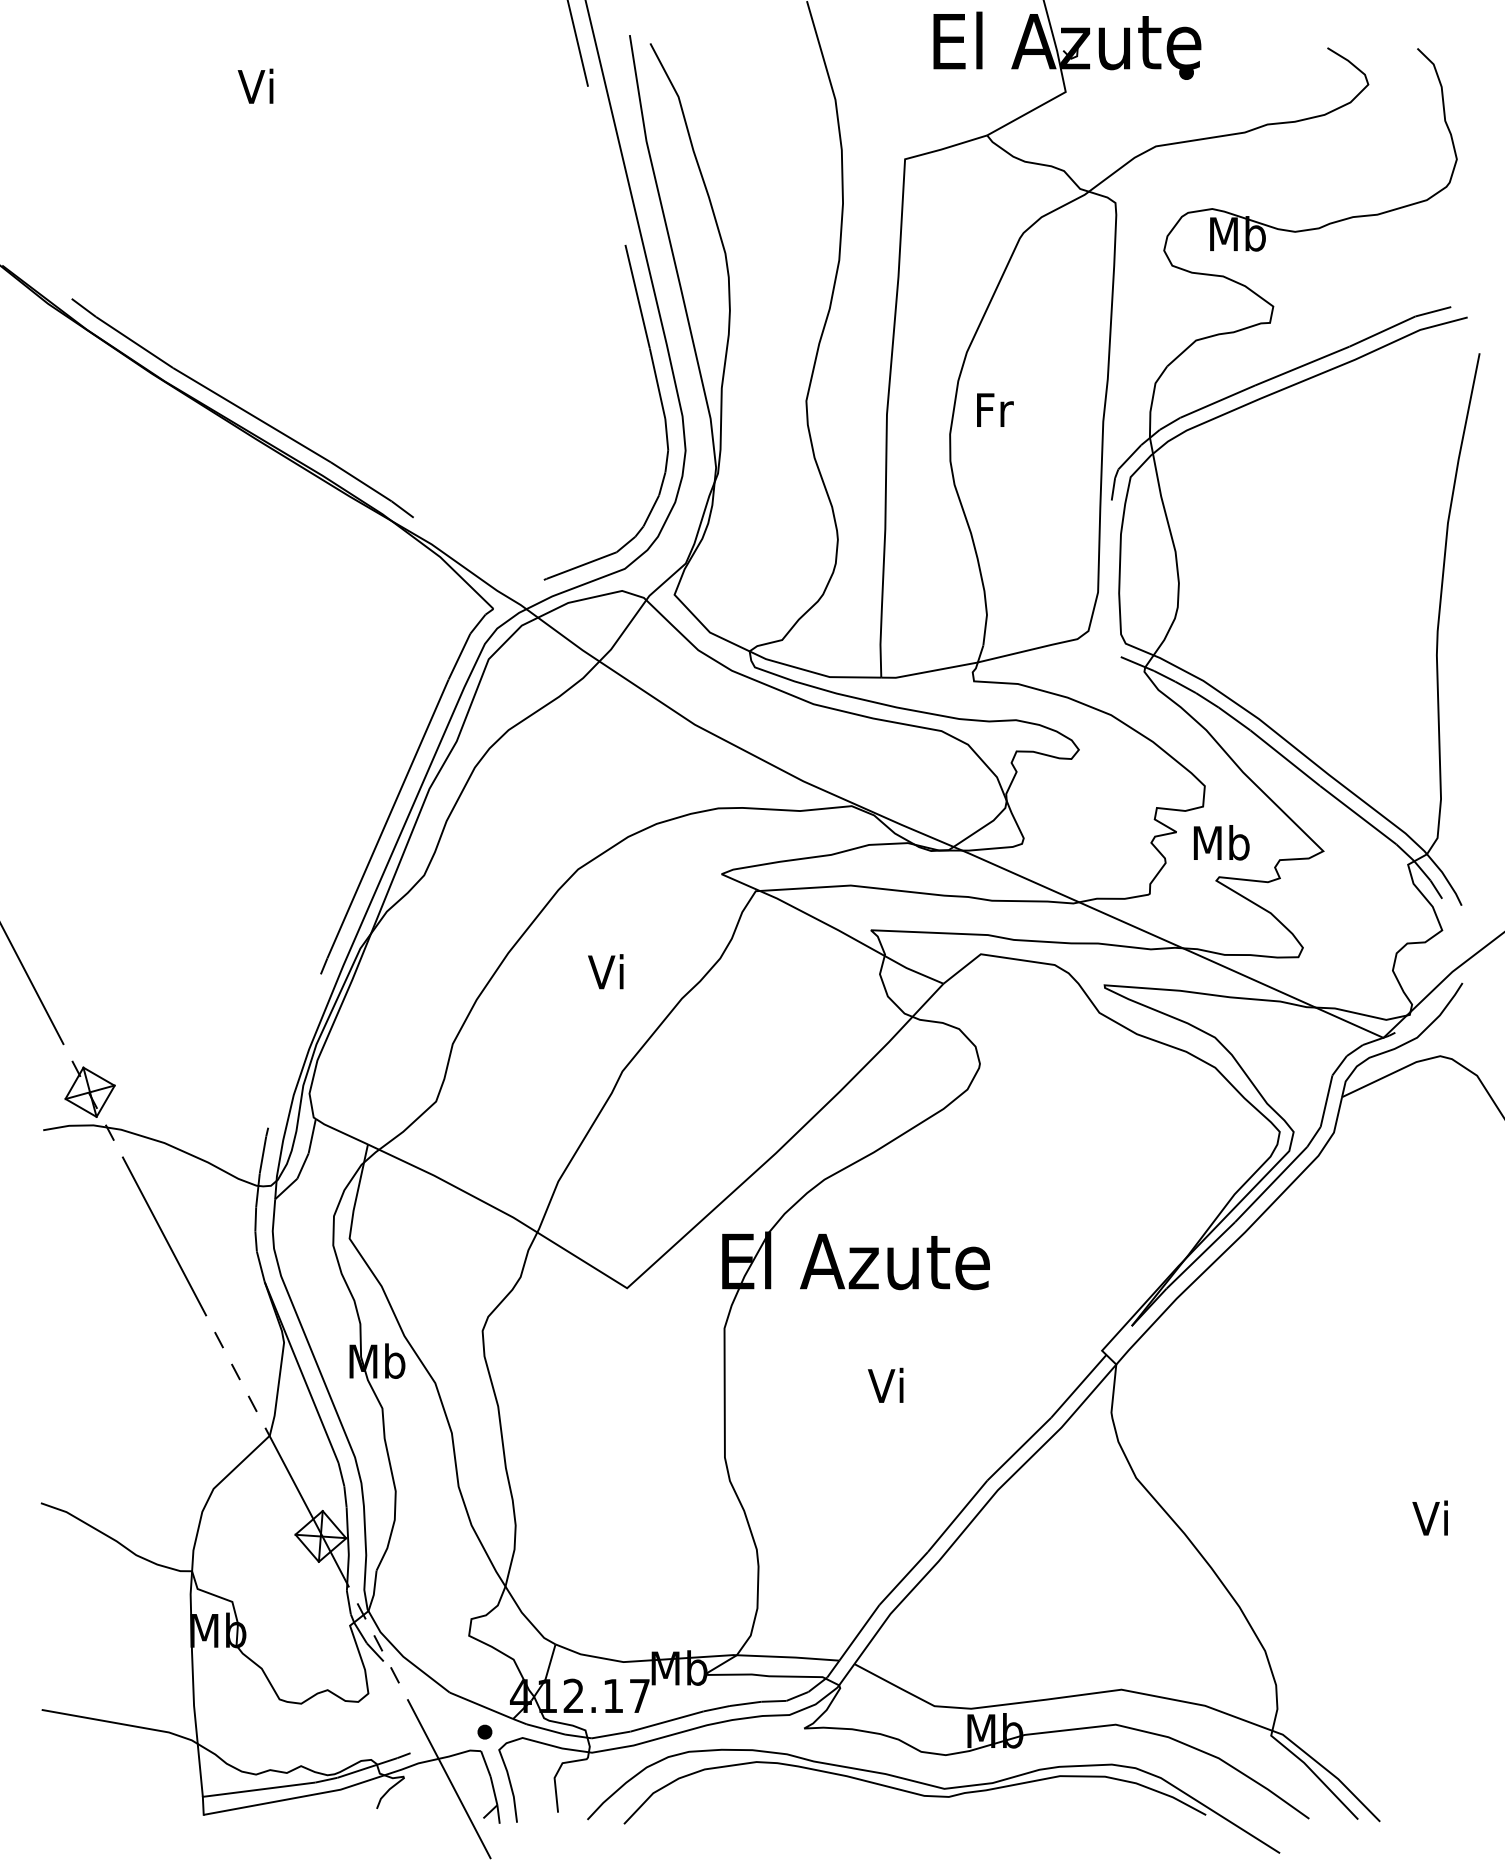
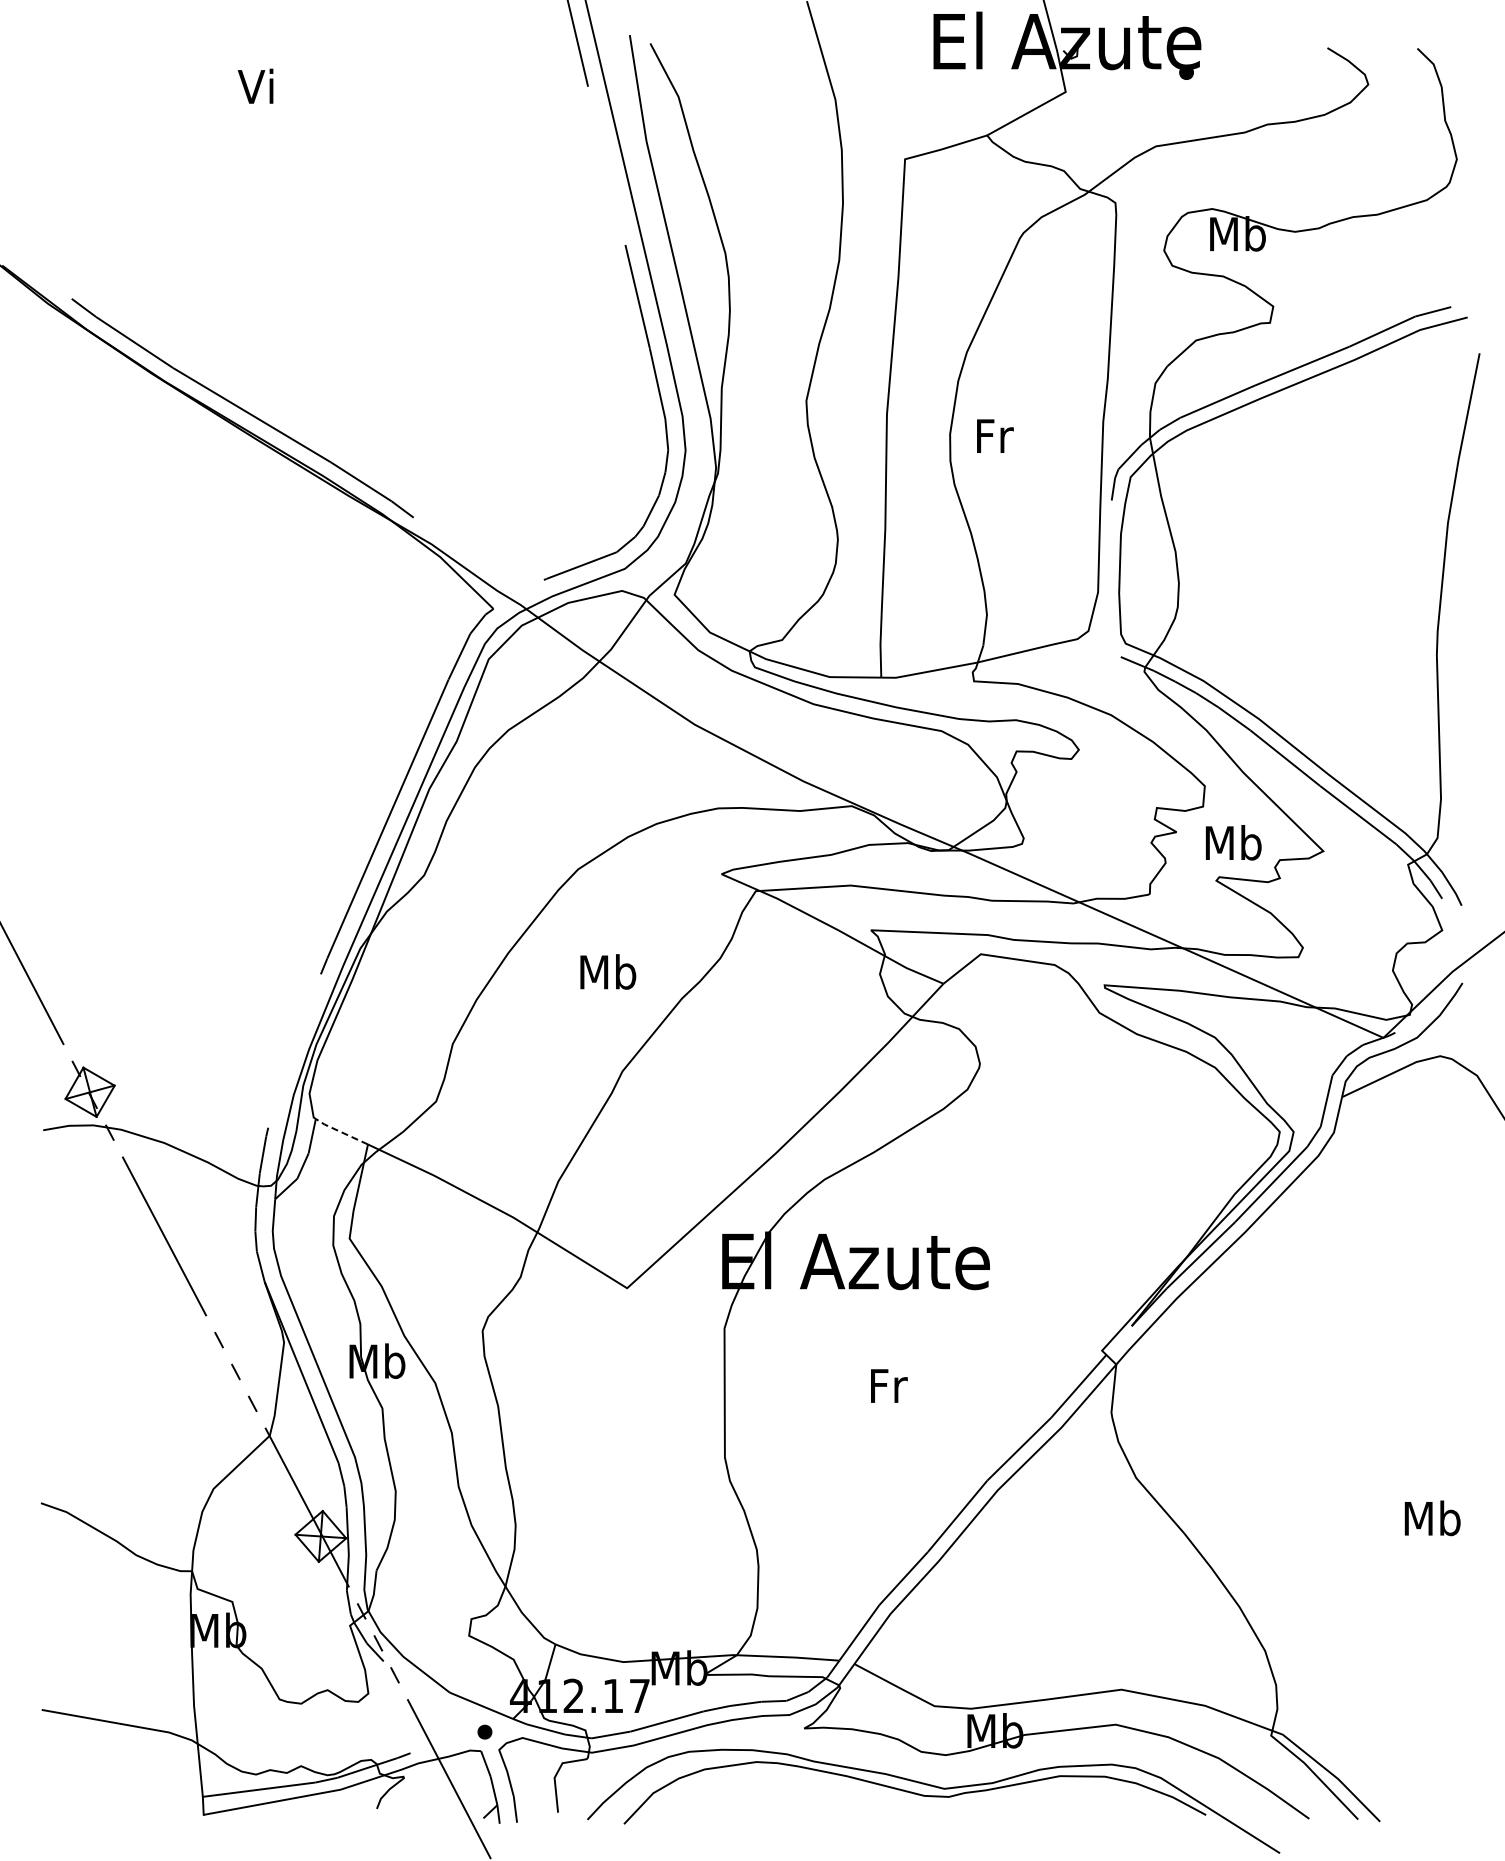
text position: (995, 409) -> (995, 435) (995, 435)
text position: (1221, 842) -> (1233, 842) (1233, 842)
text: Vi -> Mb (608, 971)
line: solid -> dashed (340, 1131)
text: Vi -> Fr (887, 1384)
text: Vi -> Mb (1432, 1518)
